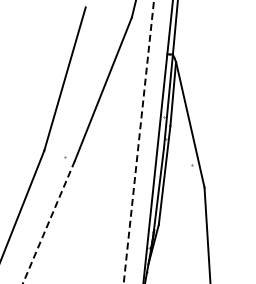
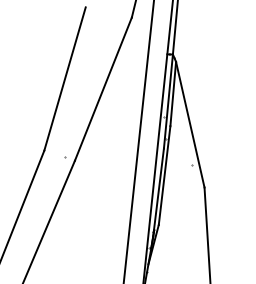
line: dashed -> solid (138, 141)
line: dashed -> solid (48, 222)
